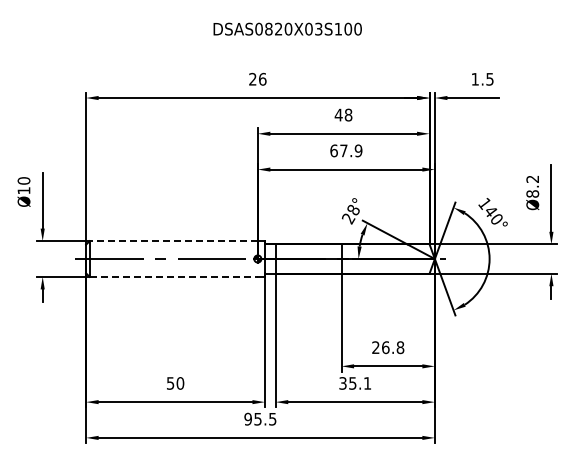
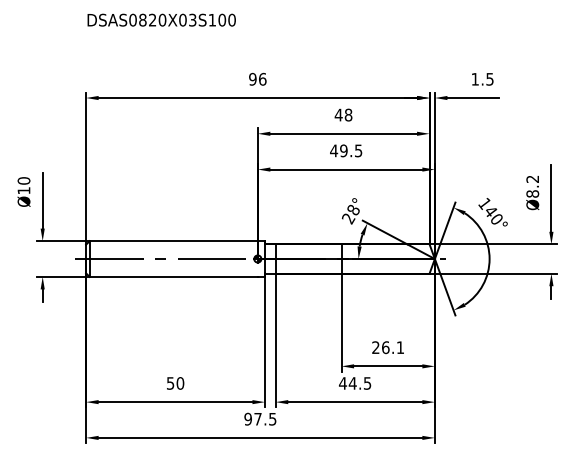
text position: (287, 28) -> (161, 19) (161, 19)
text: 26 -> 96 (252, 79)
text: 67.9 -> 49.5 (346, 150)
line: dashed -> solid (173, 241)
line: dashed -> solid (174, 276)
text: 26.8 -> 26.1 (400, 347)
text: 35.1 -> 44.5 (355, 383)
text: 95.5 -> 97.5 (257, 419)
